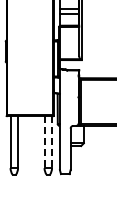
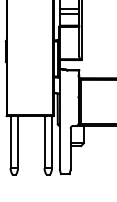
line: dashed -> solid (44, 142)
line: dashed -> solid (52, 142)
